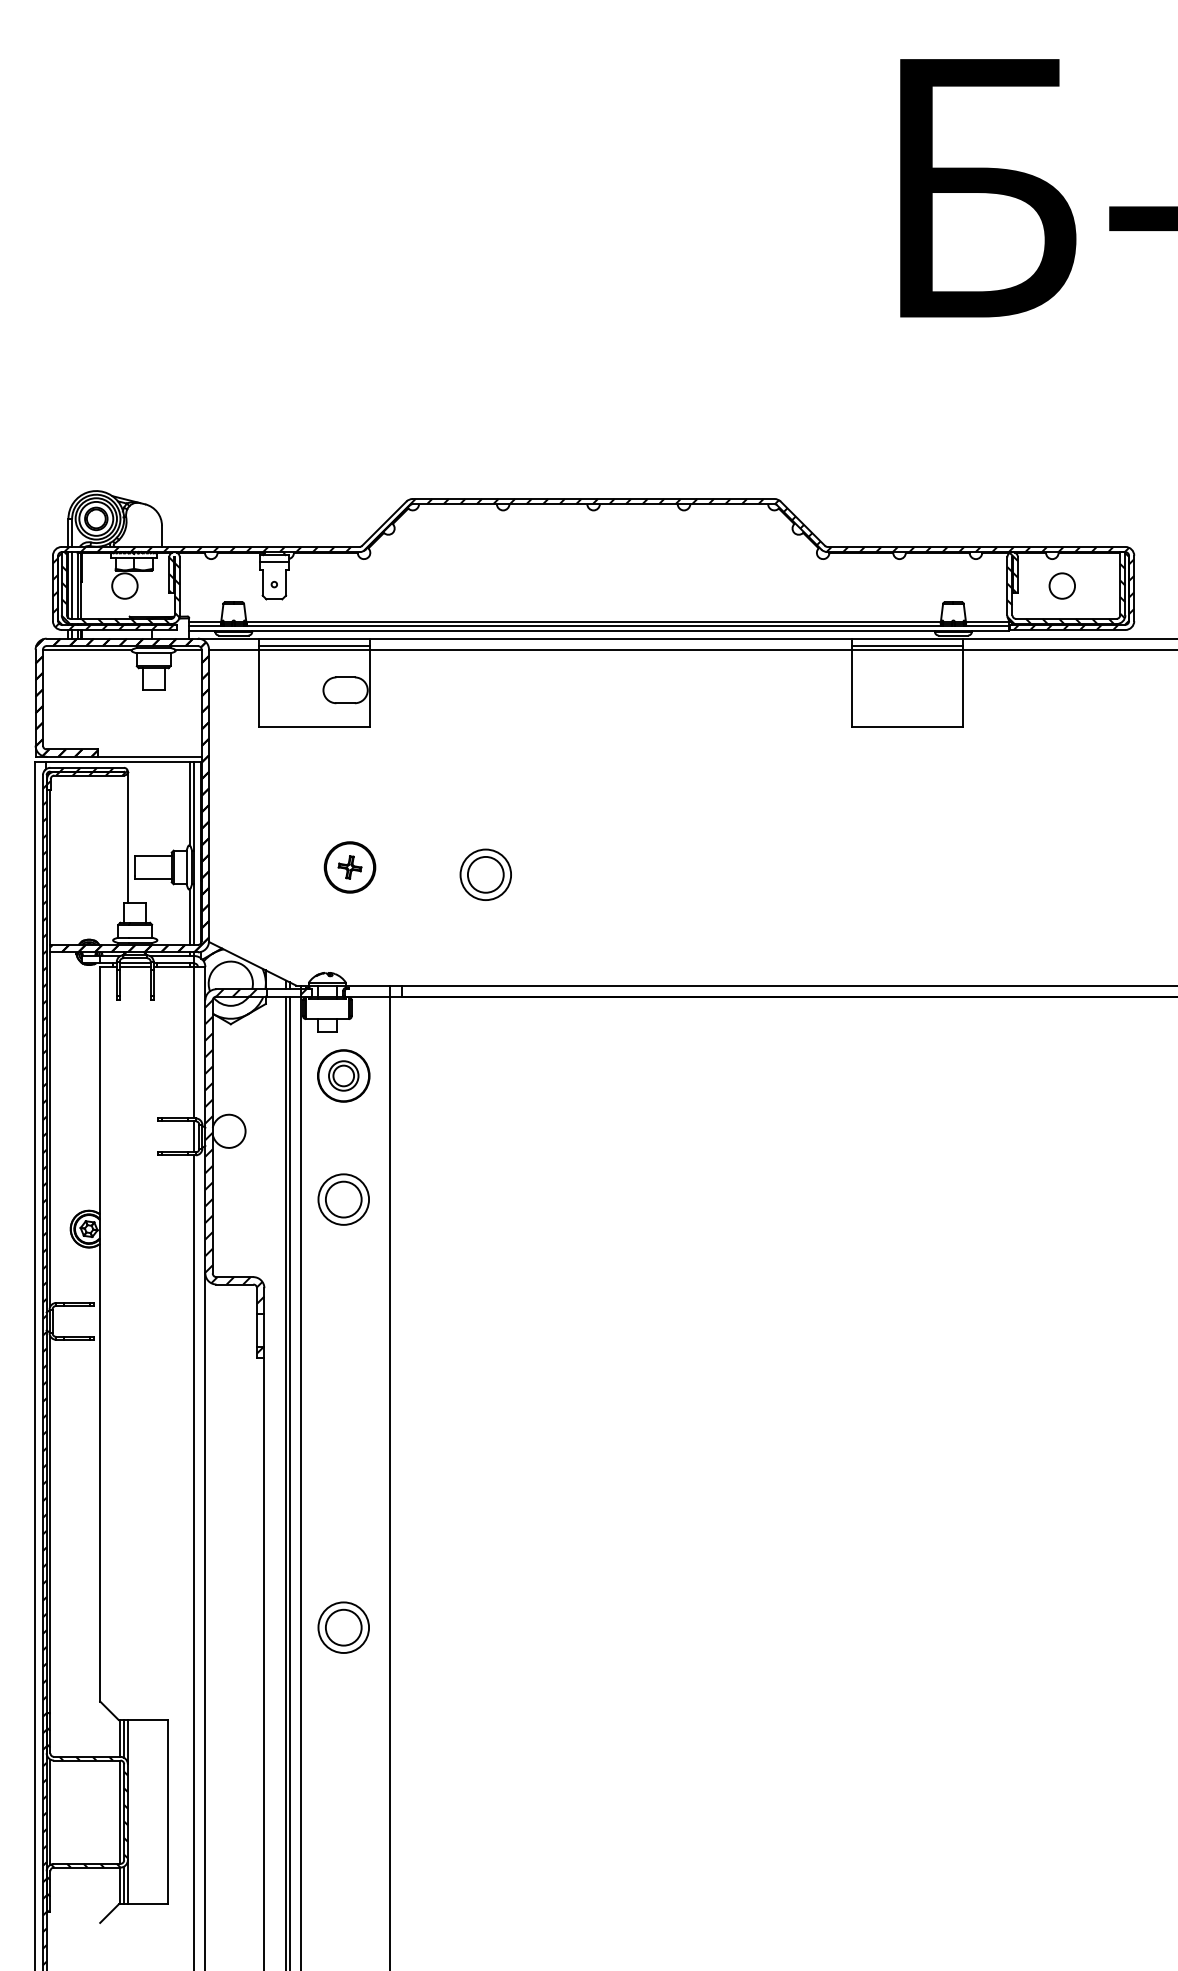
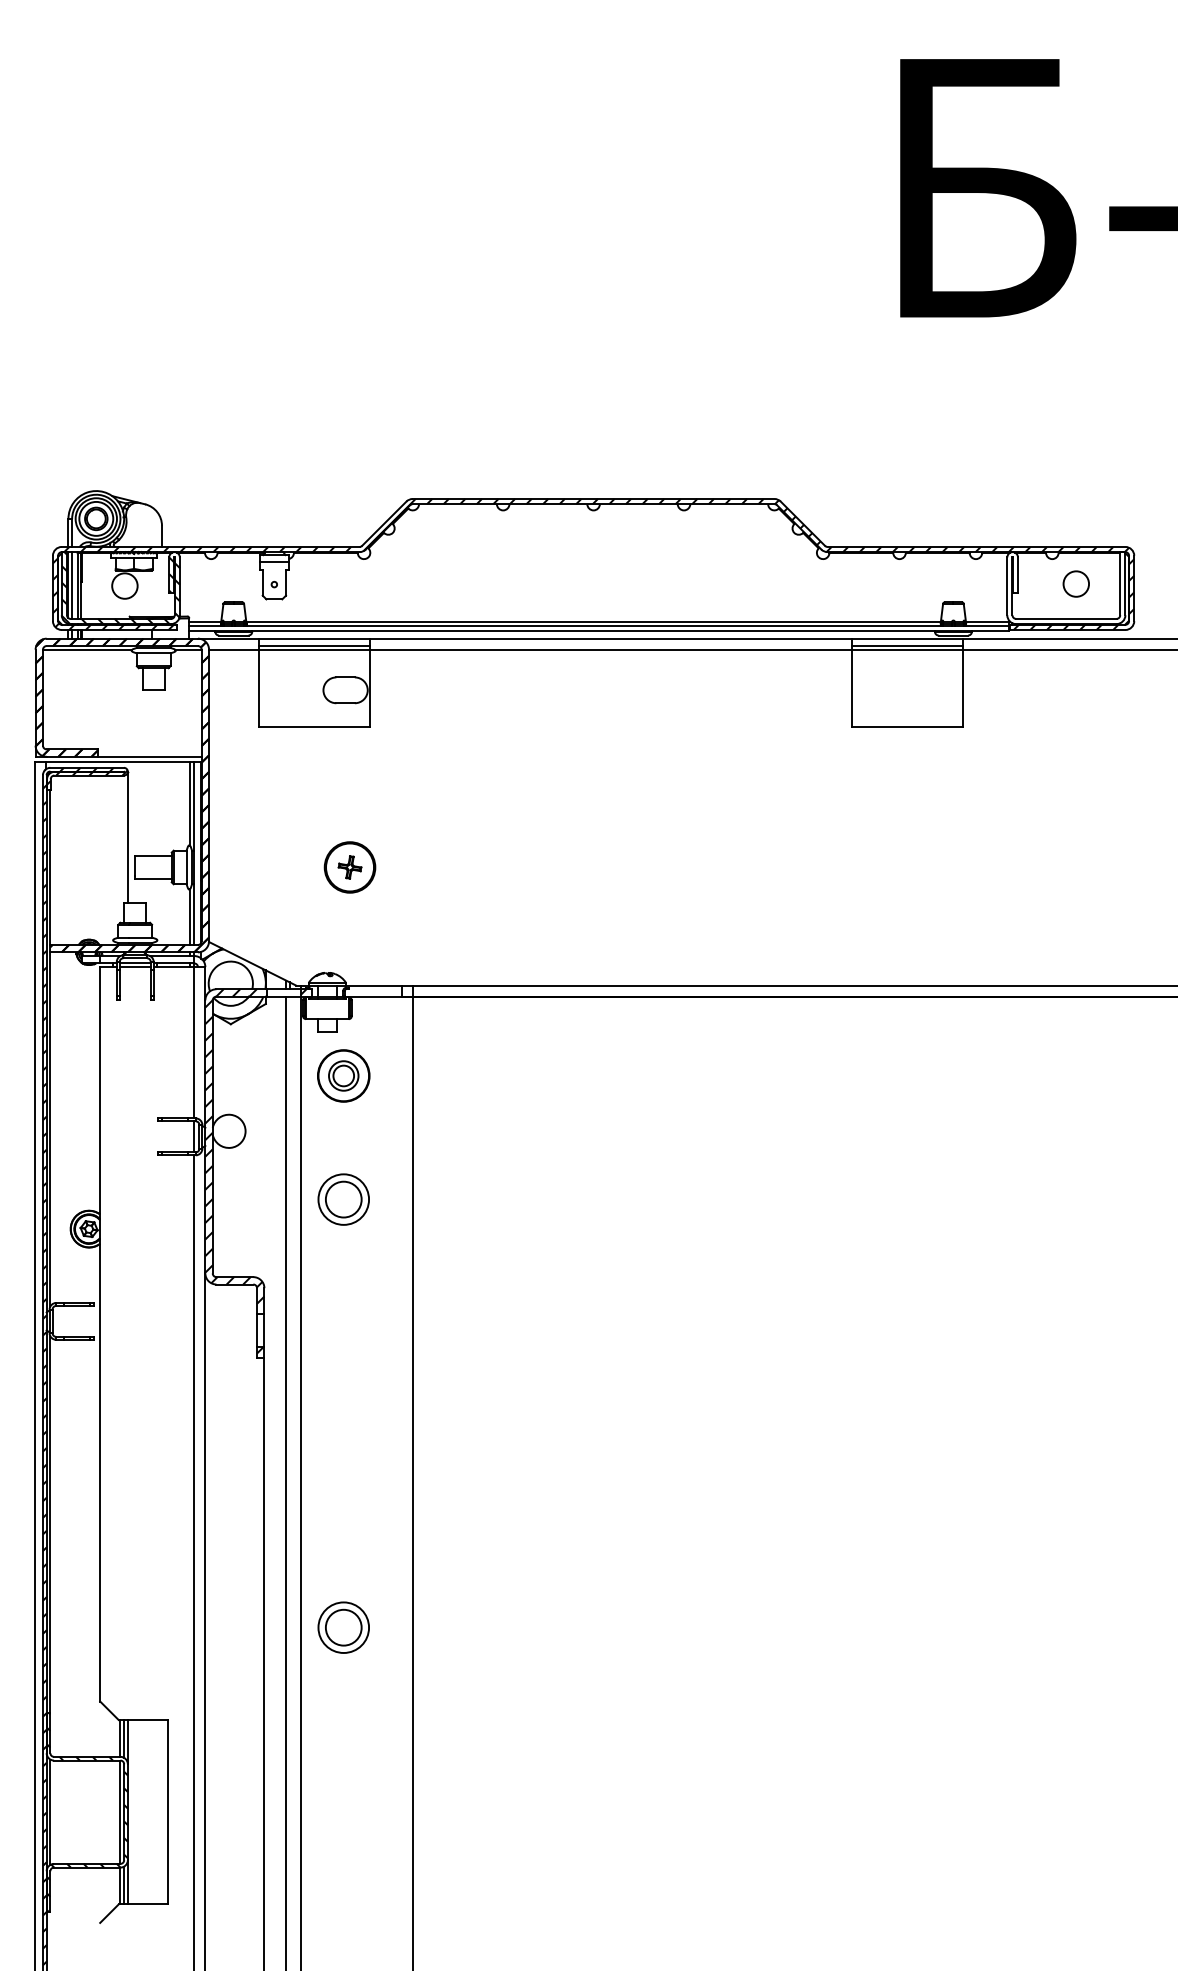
circle position: (1061, 585) -> (1075, 583) (1075, 583)
hatch: present -> none (1066, 588)
part: present -> none (485, 874)
line position: (389, 1476) -> (412, 1476) (412, 1476)
line: present -> none (289, 1481)
